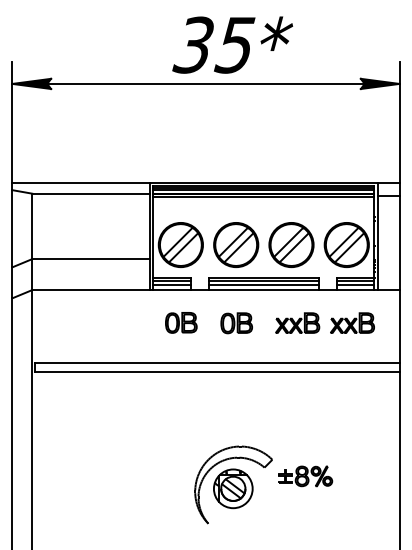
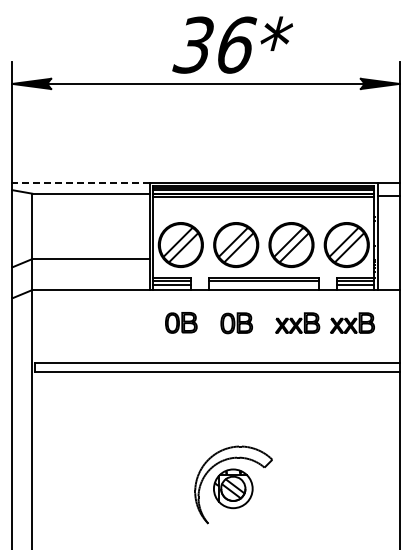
text: 35* -> 36* (235, 44)
line: solid -> dashed (81, 182)
line: present -> none (263, 285)
part: present -> none (305, 476)
